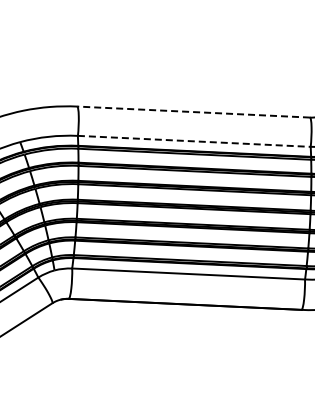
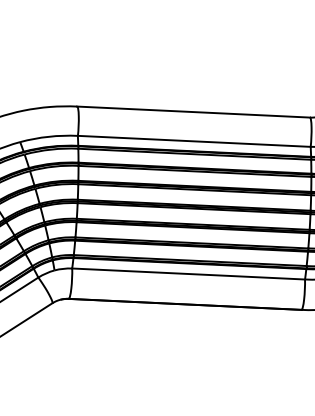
line: dashed -> solid (193, 112)
line: dashed -> solid (194, 141)
